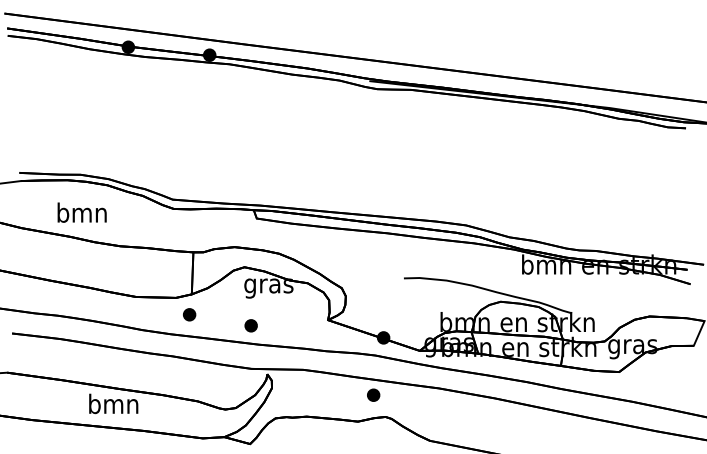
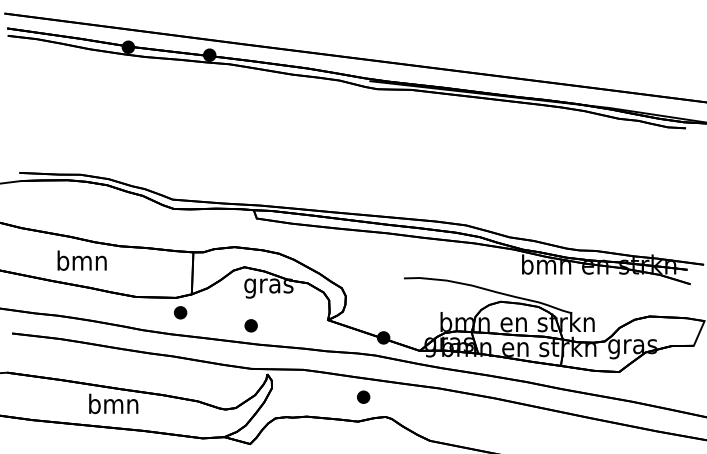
text position: (81, 212) -> (81, 260) (81, 260)
part position: (189, 314) -> (180, 312) (180, 312)
part position: (373, 394) -> (363, 396) (363, 396)
